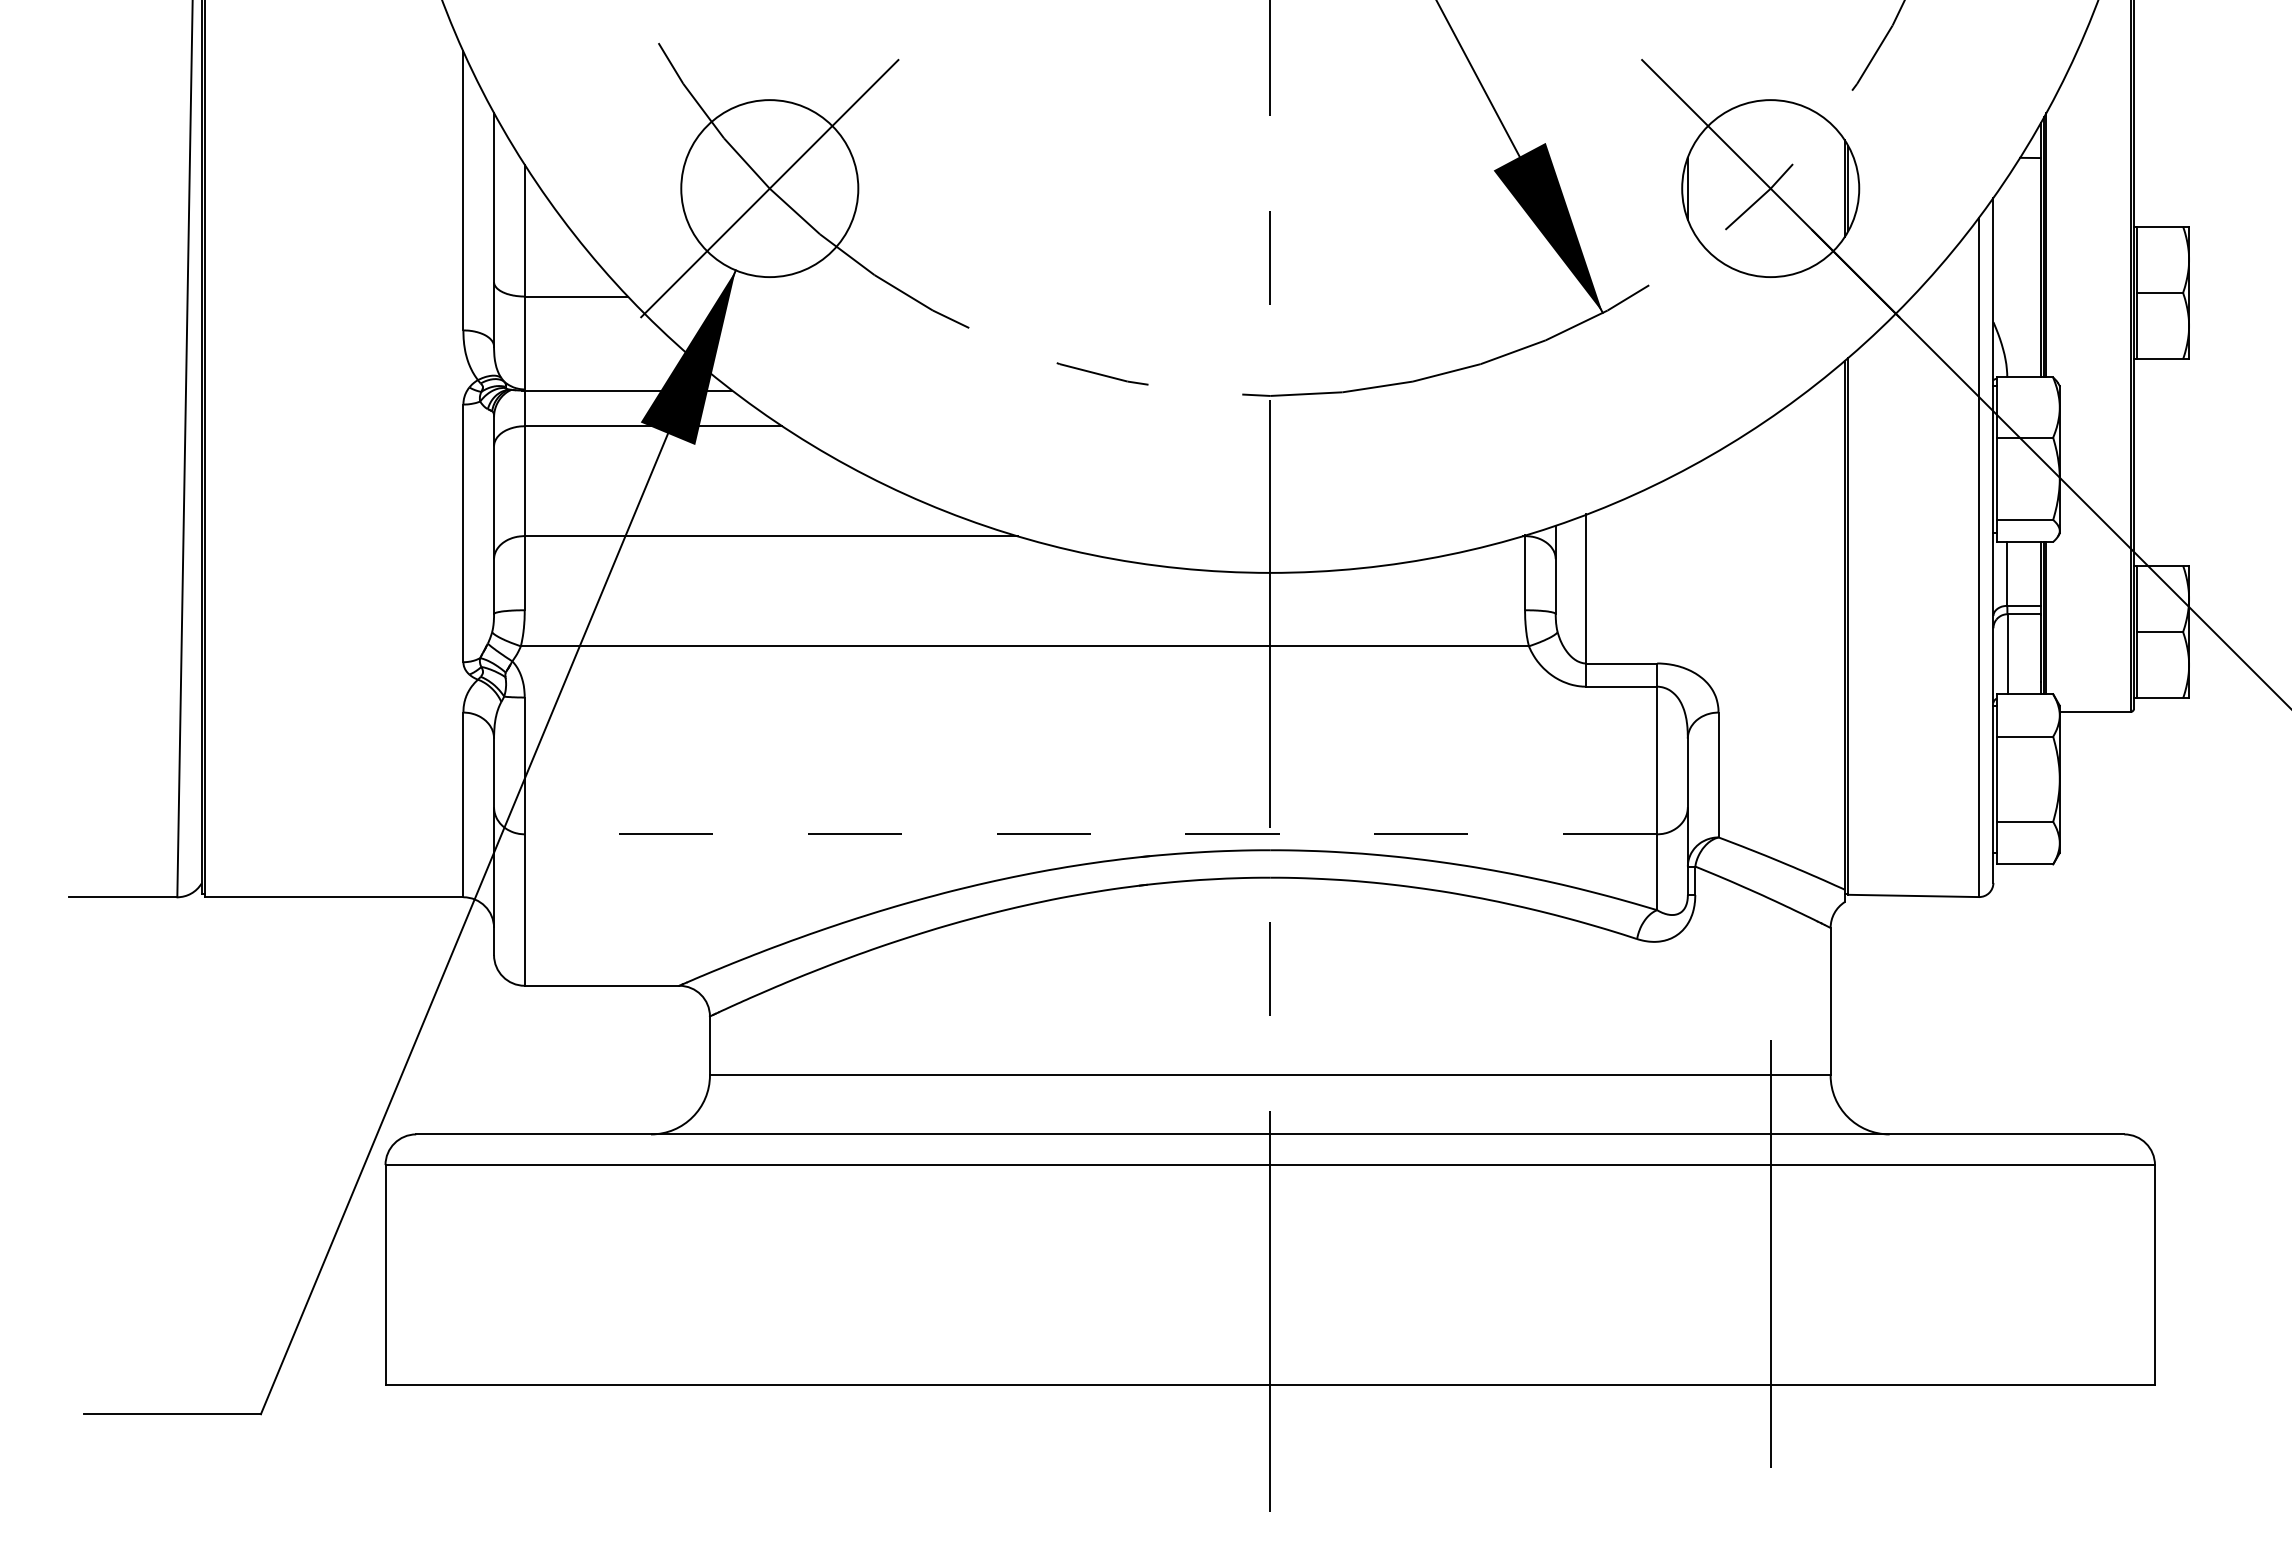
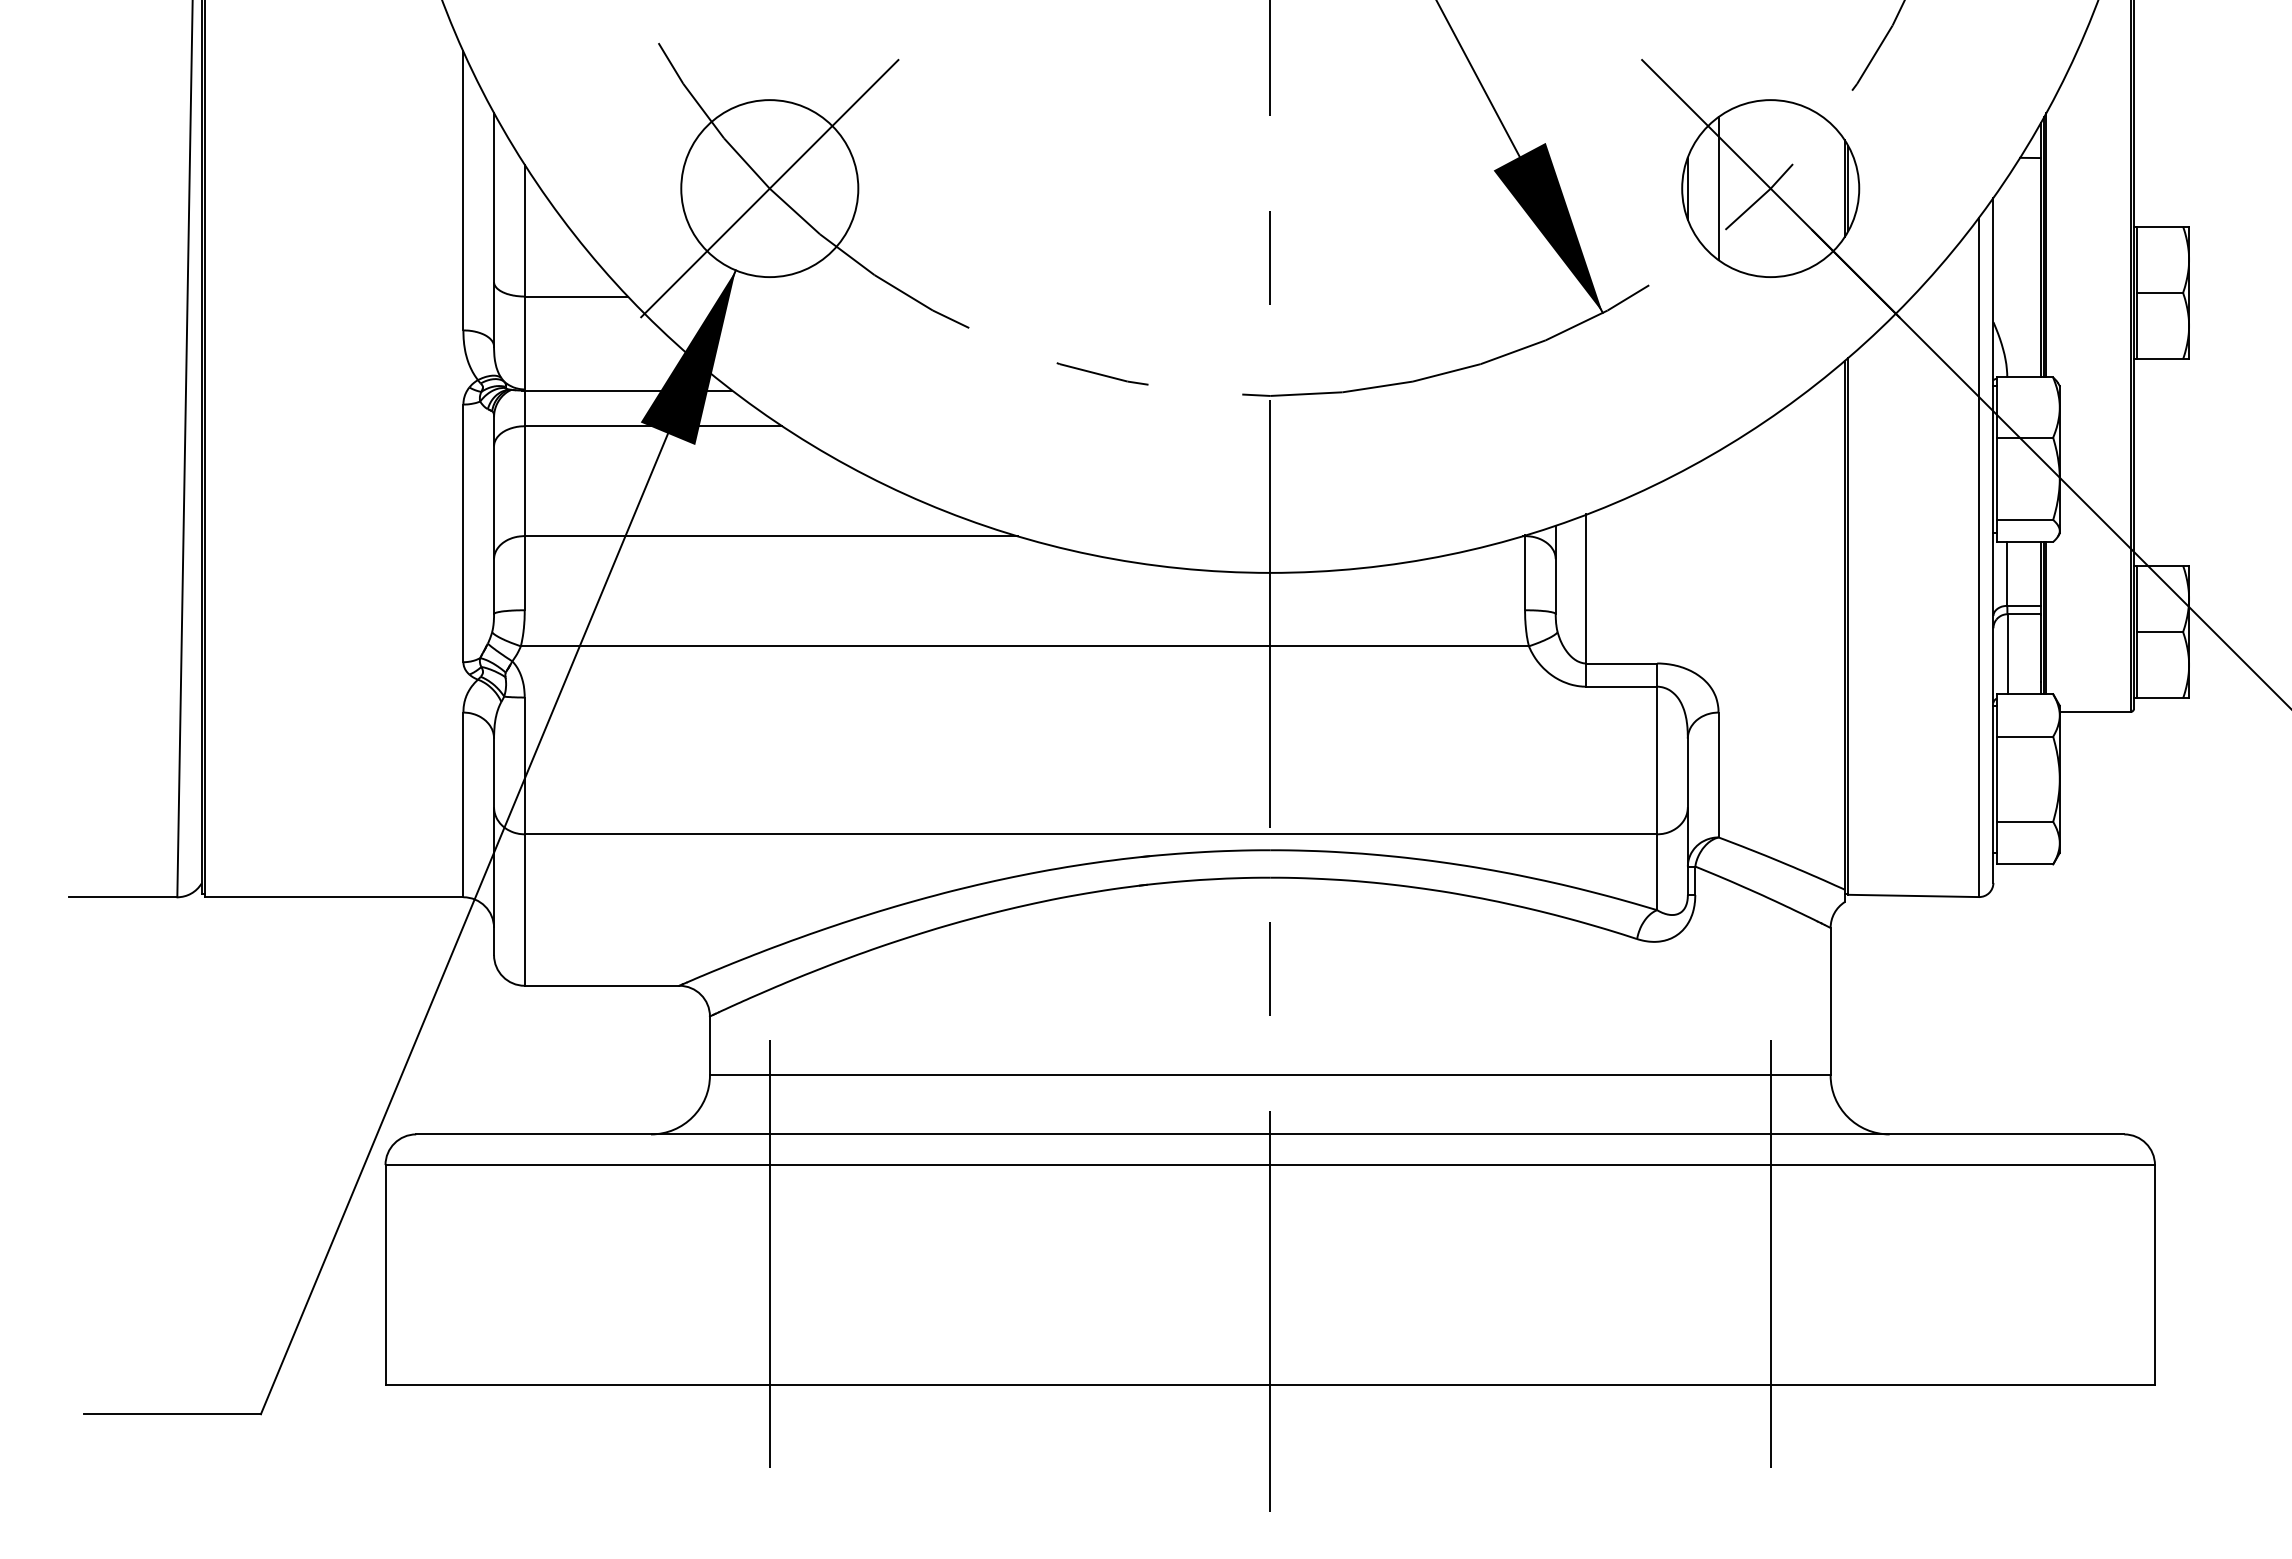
line: none -> present (1718, 188)
line: dashed -> solid (1090, 834)
line: none -> present (769, 1259)
